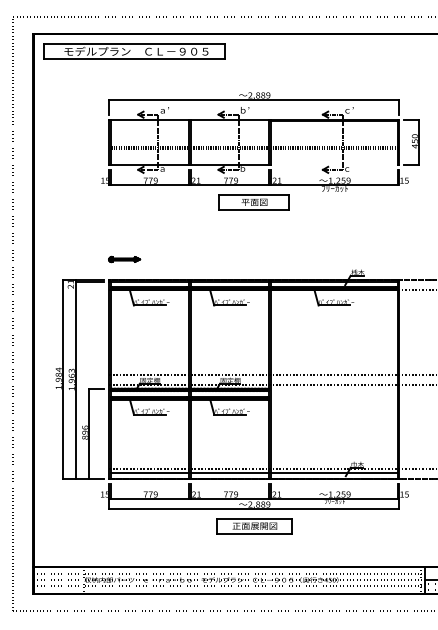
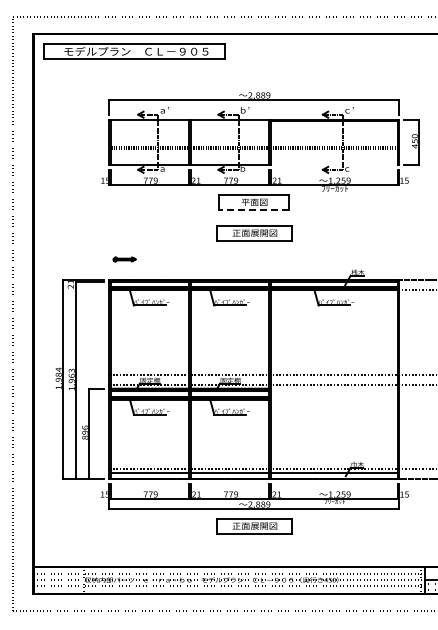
line: solid -> dashed (253, 210)
part: none -> present (254, 233)
part size: 34x9 px -> 25x7 px (124, 259)
